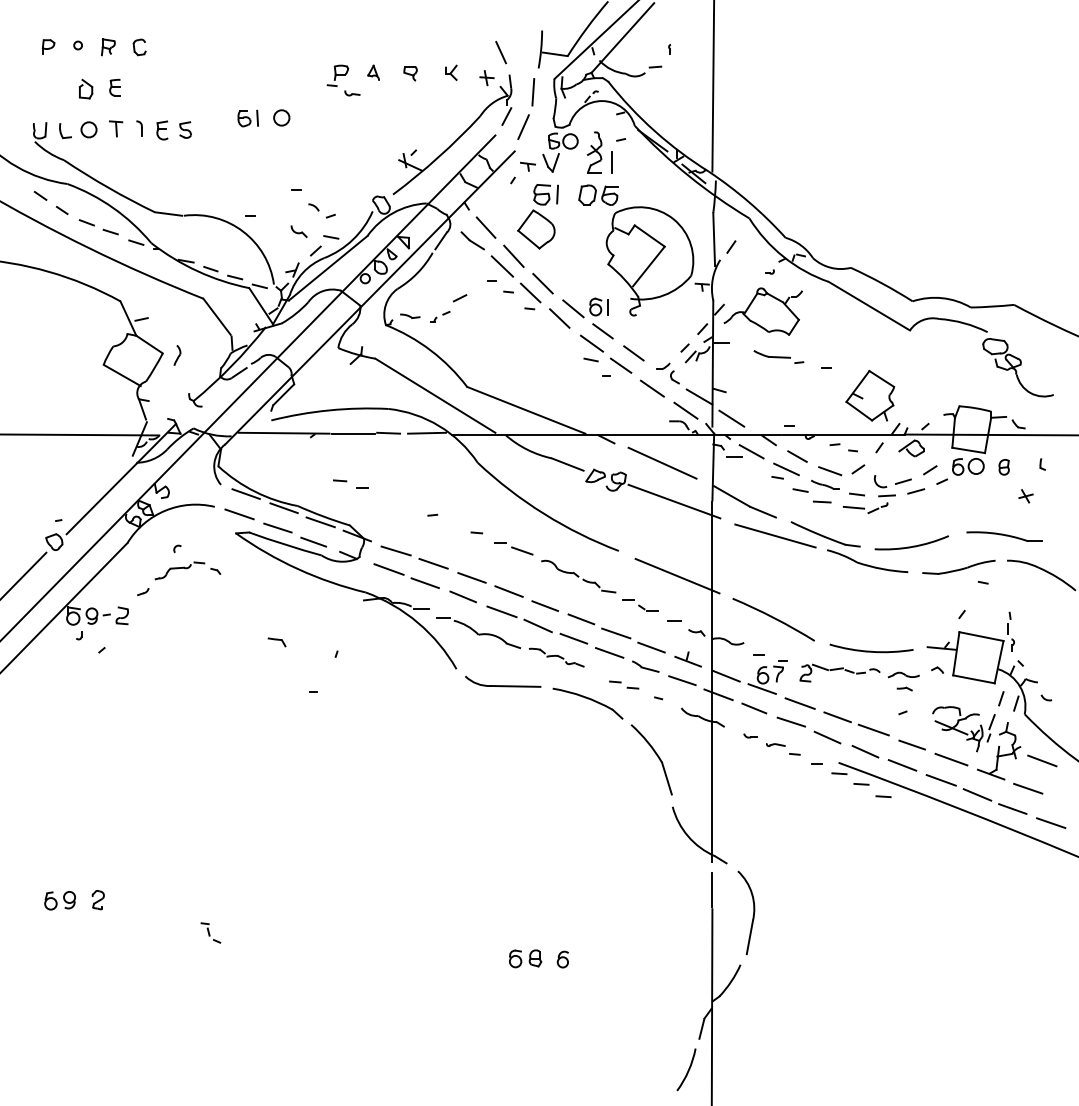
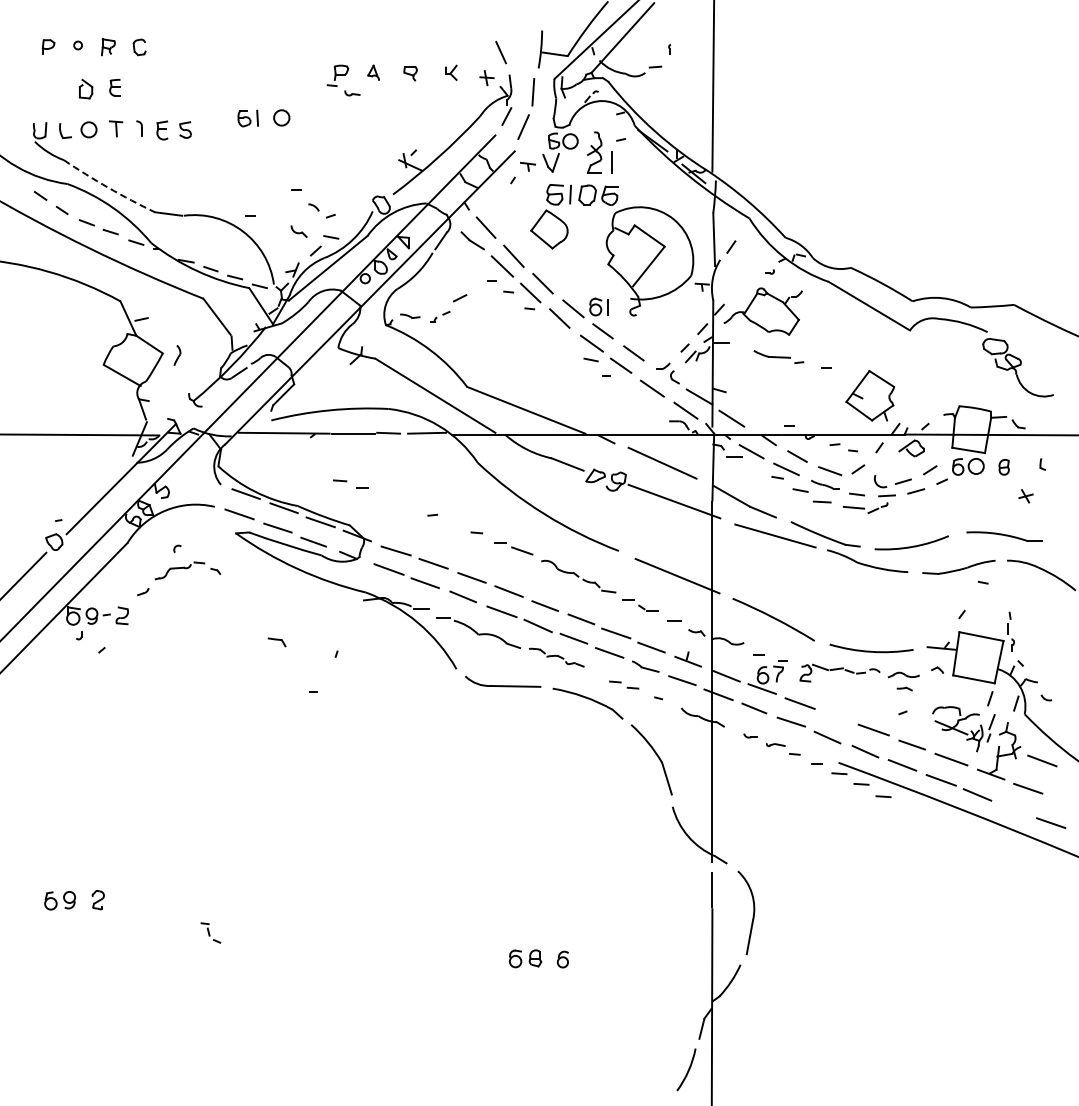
arc: solid -> dashed (108, 187)
part position: (537, 216) -> (550, 216) (550, 216)
line position: (1001, 698) -> (990, 698) (990, 698)
line: present -> none (837, 717)
line: present -> none (1012, 808)
